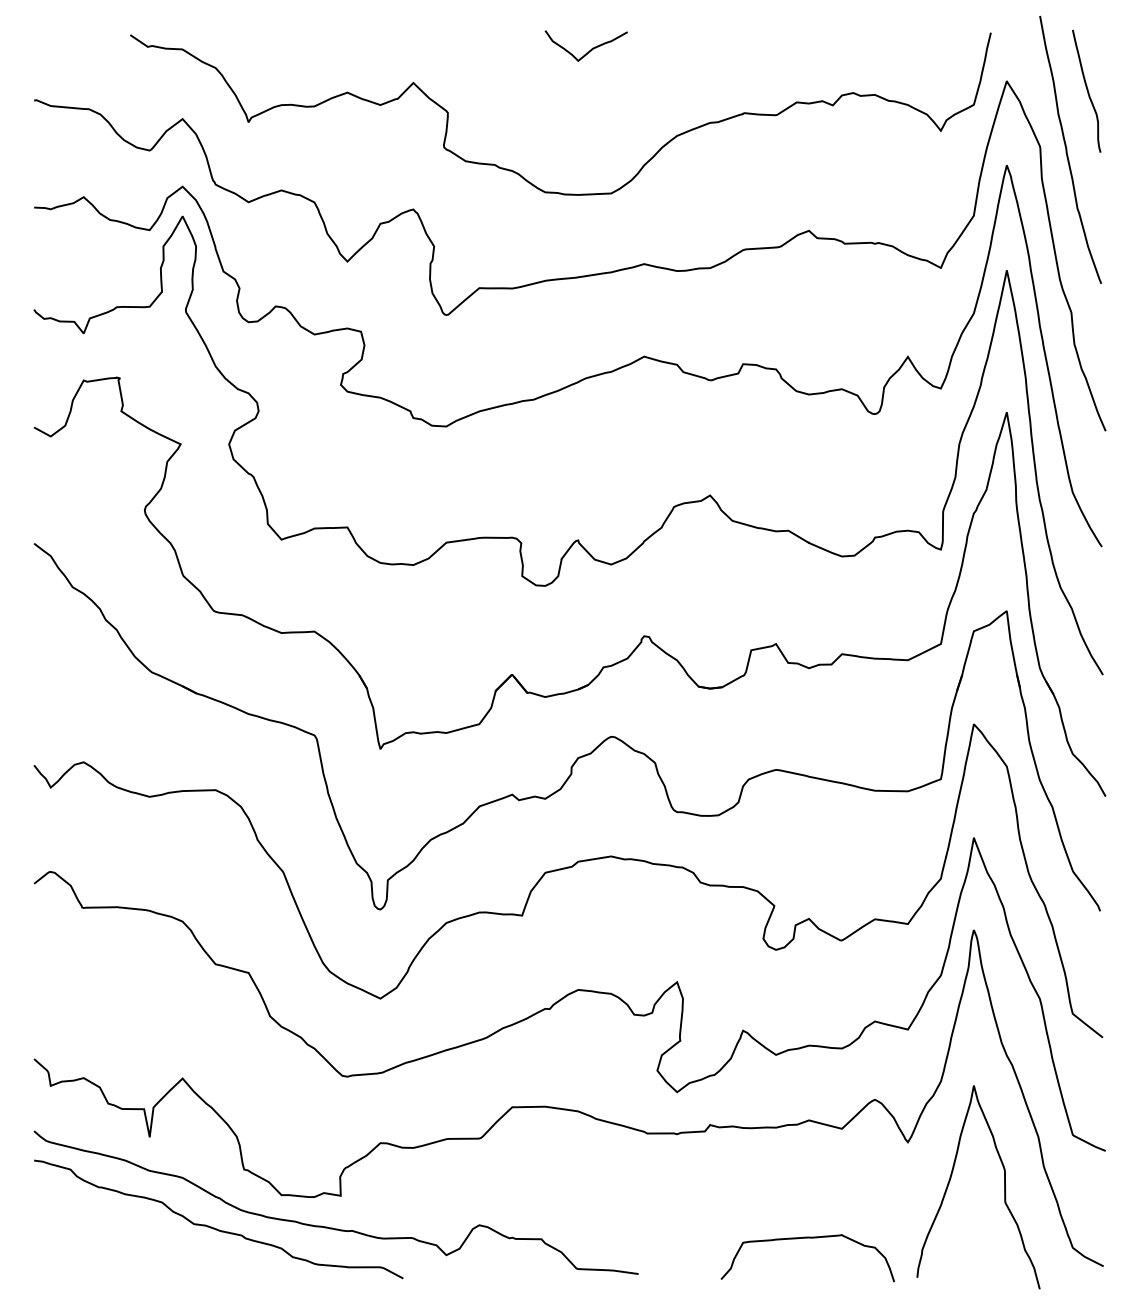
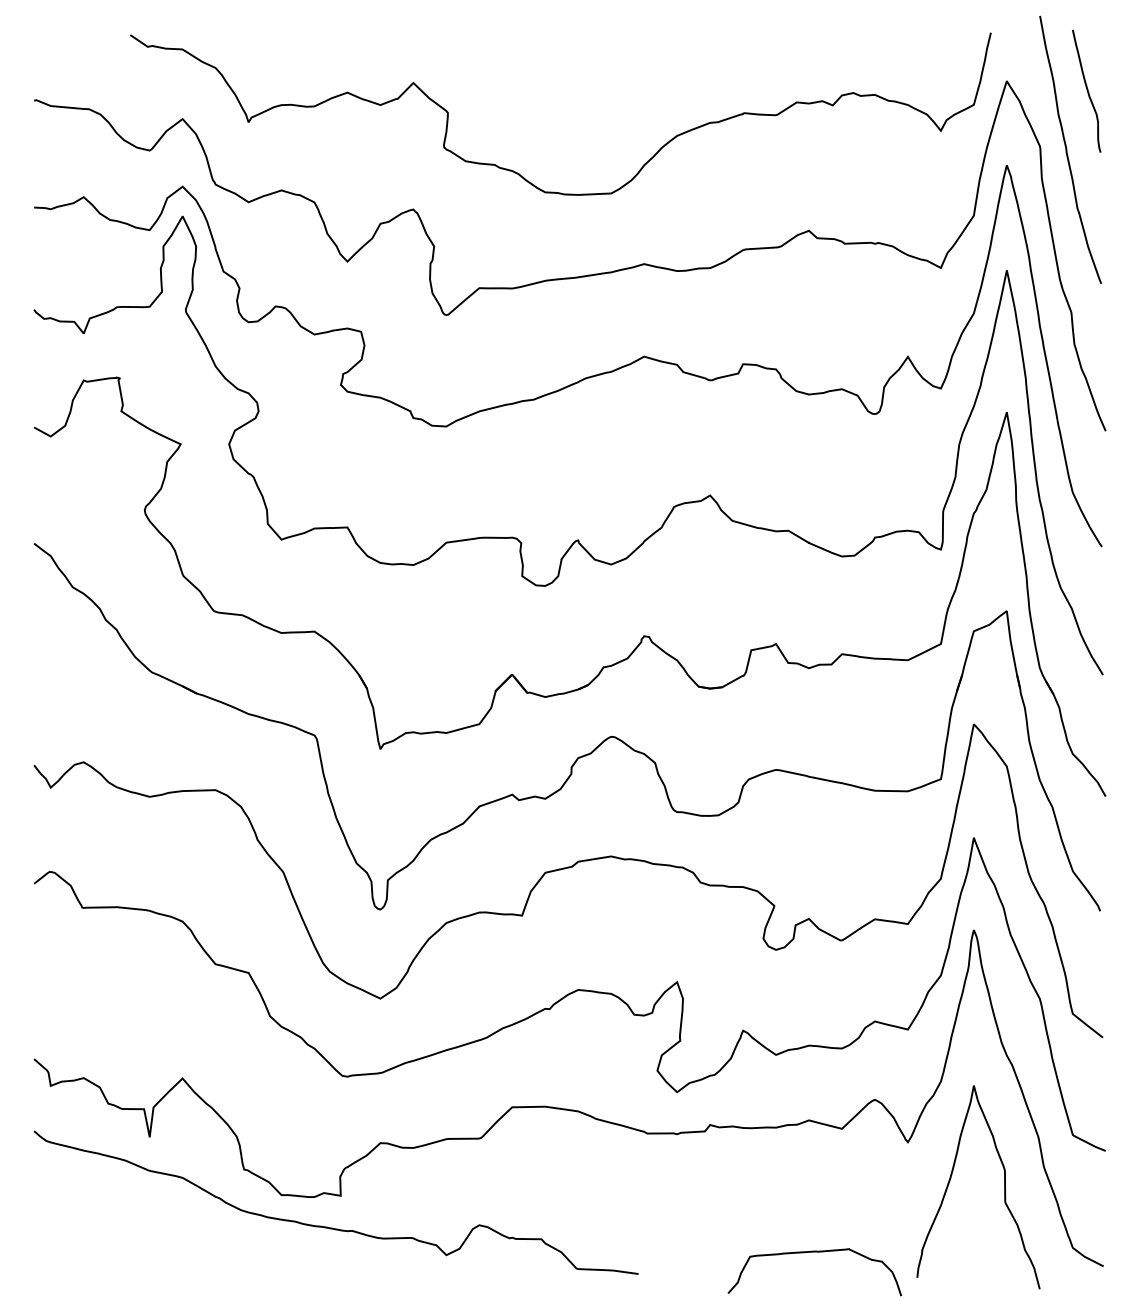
curve: present -> none (590, 49)
curve: present -> none (214, 1227)
curve position: (807, 1238) -> (814, 1252) (814, 1252)
